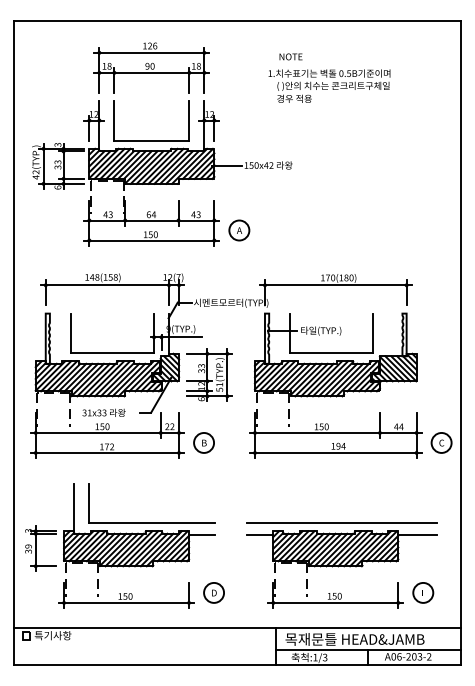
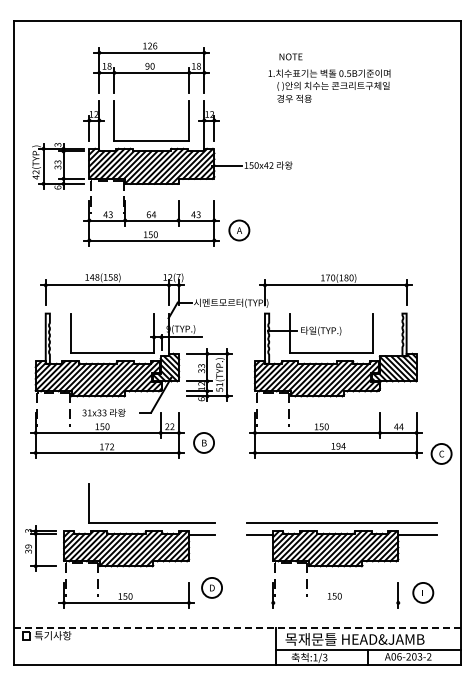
part position: (441, 442) -> (441, 453) (441, 453)
line: present -> none (74, 507)
part position: (213, 592) -> (211, 587) (211, 587)
line: present -> none (335, 602)
line: solid -> dashed (237, 627)
